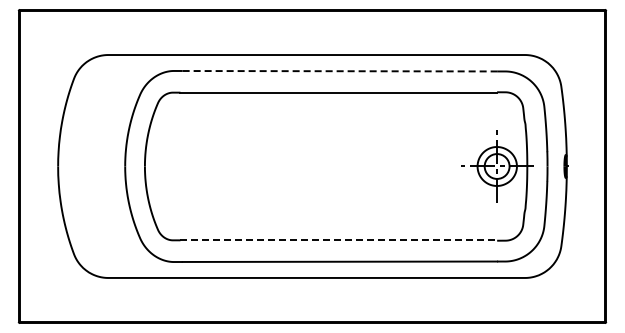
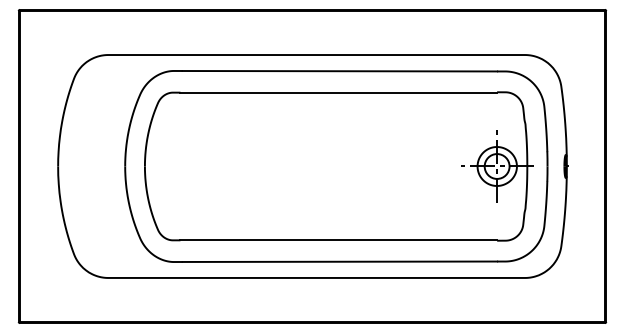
line: dashed -> solid (340, 71)
line: dashed -> solid (339, 240)
